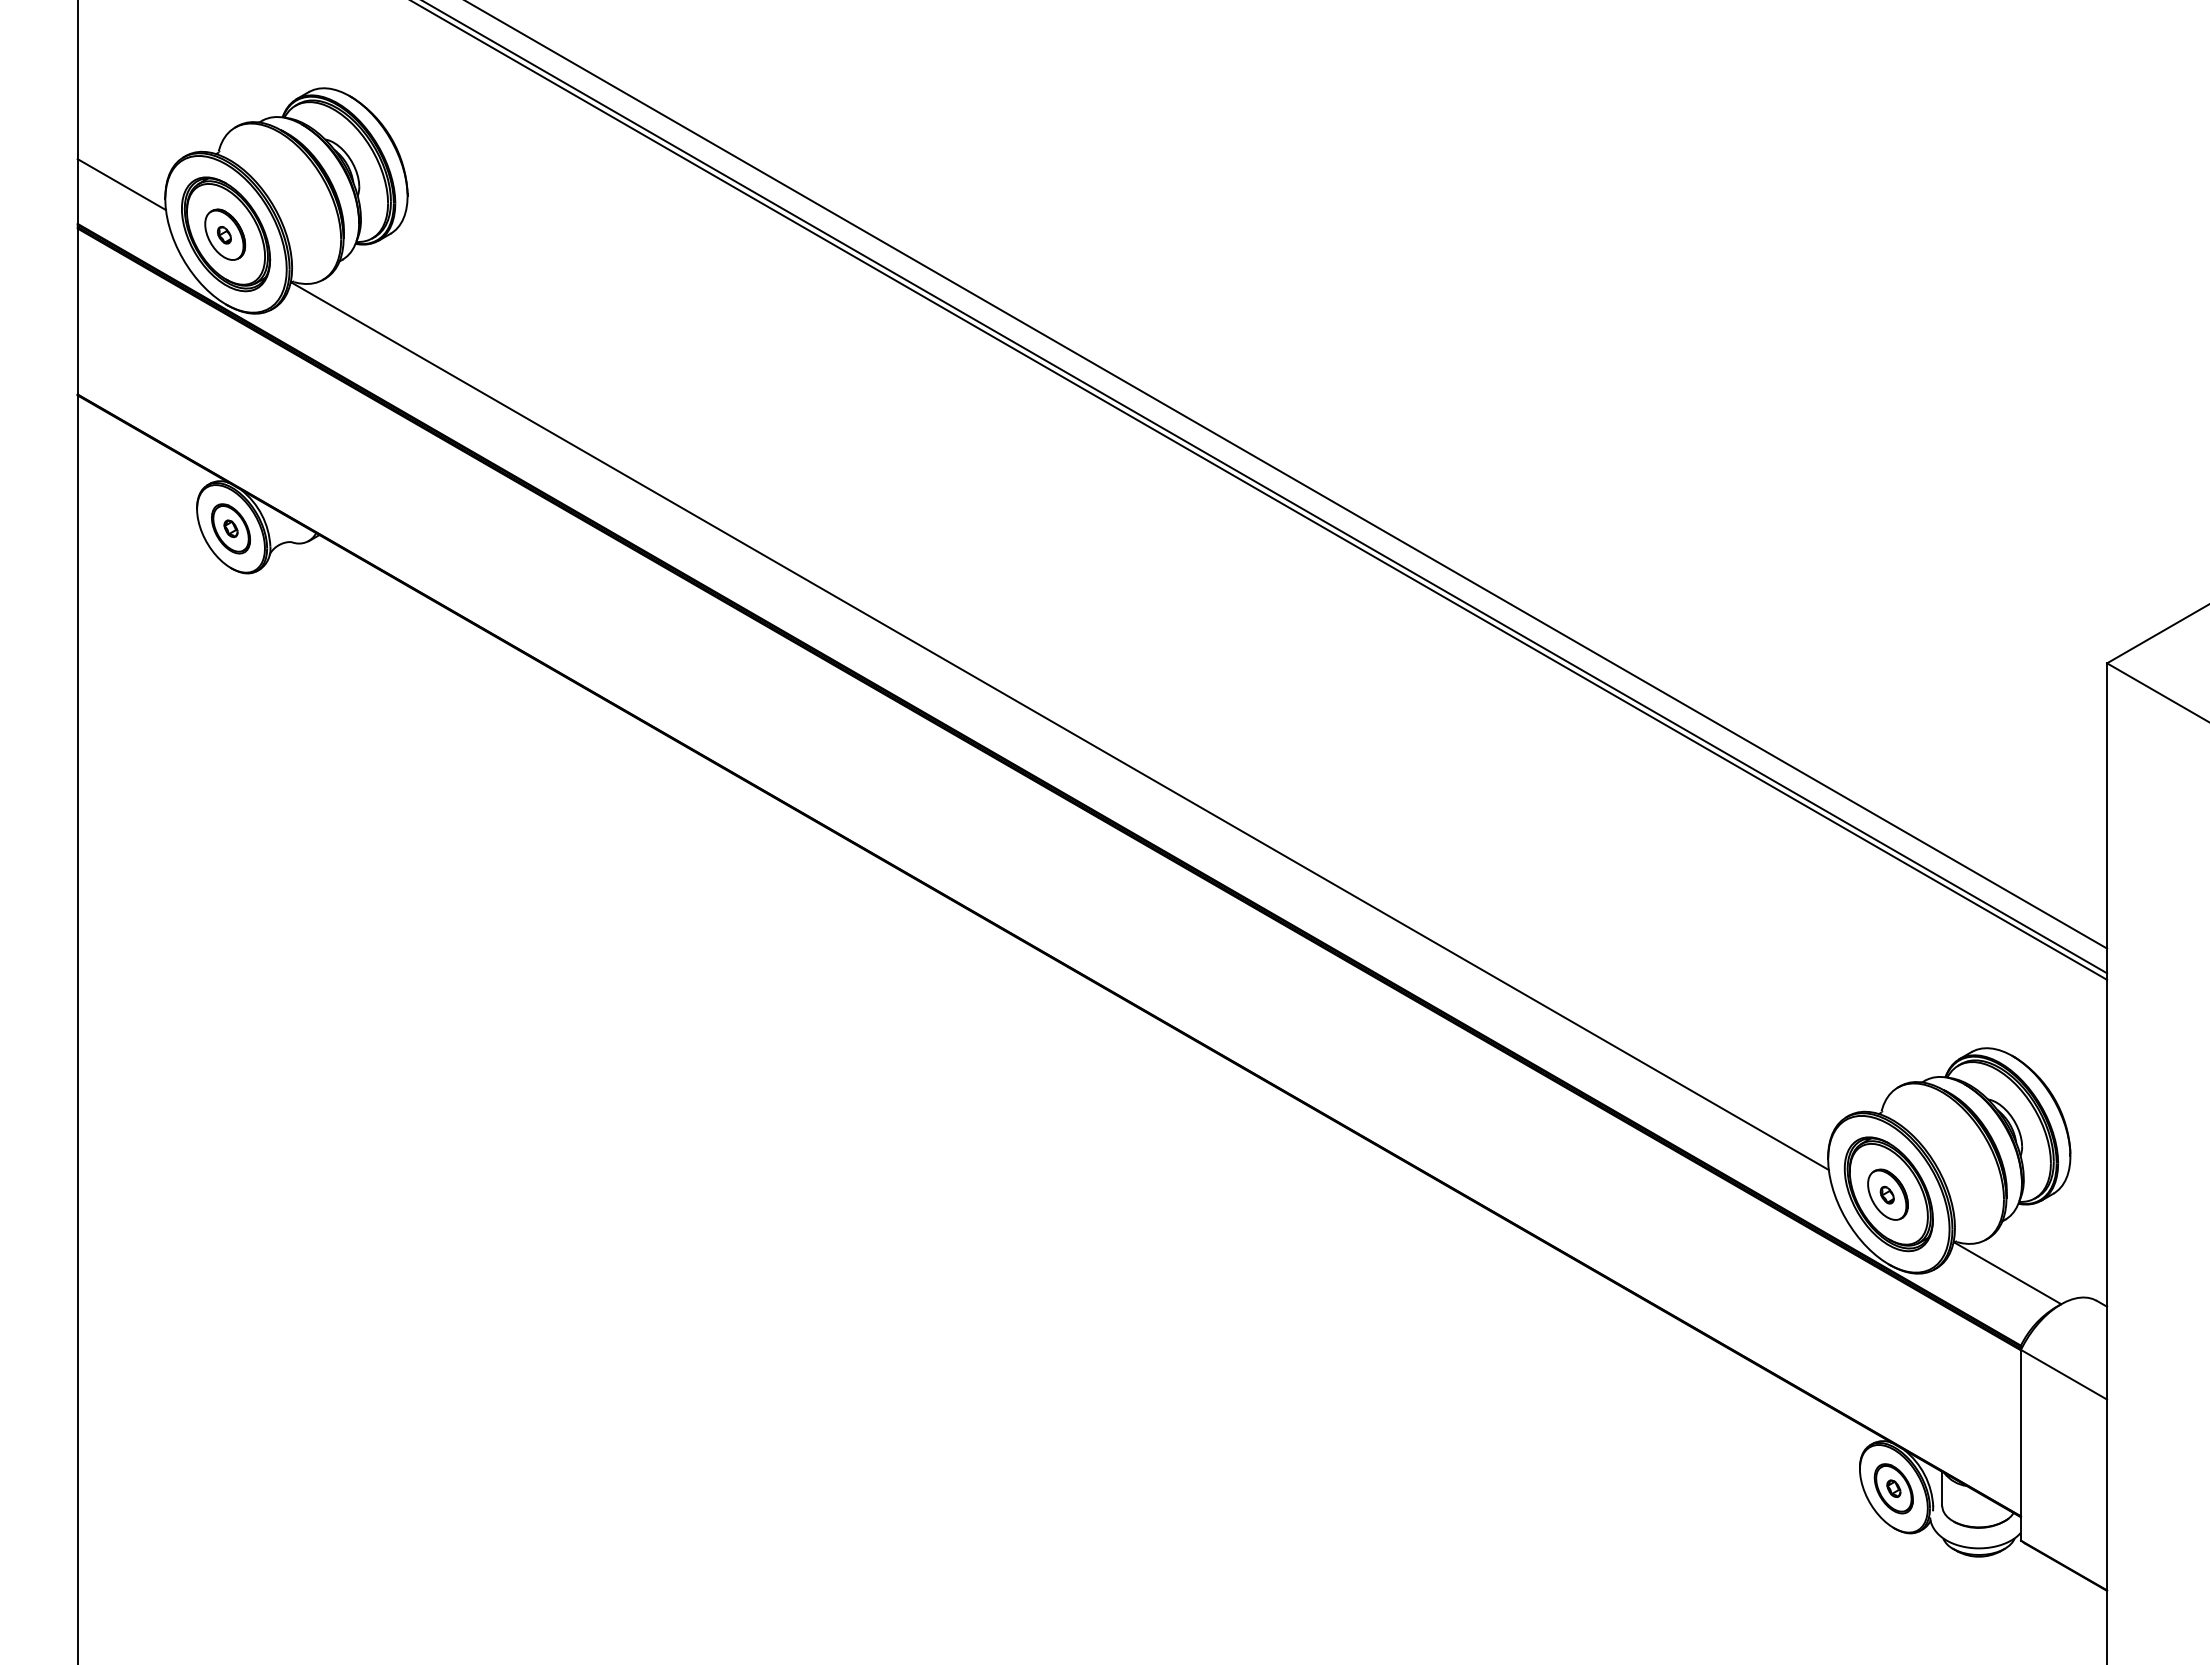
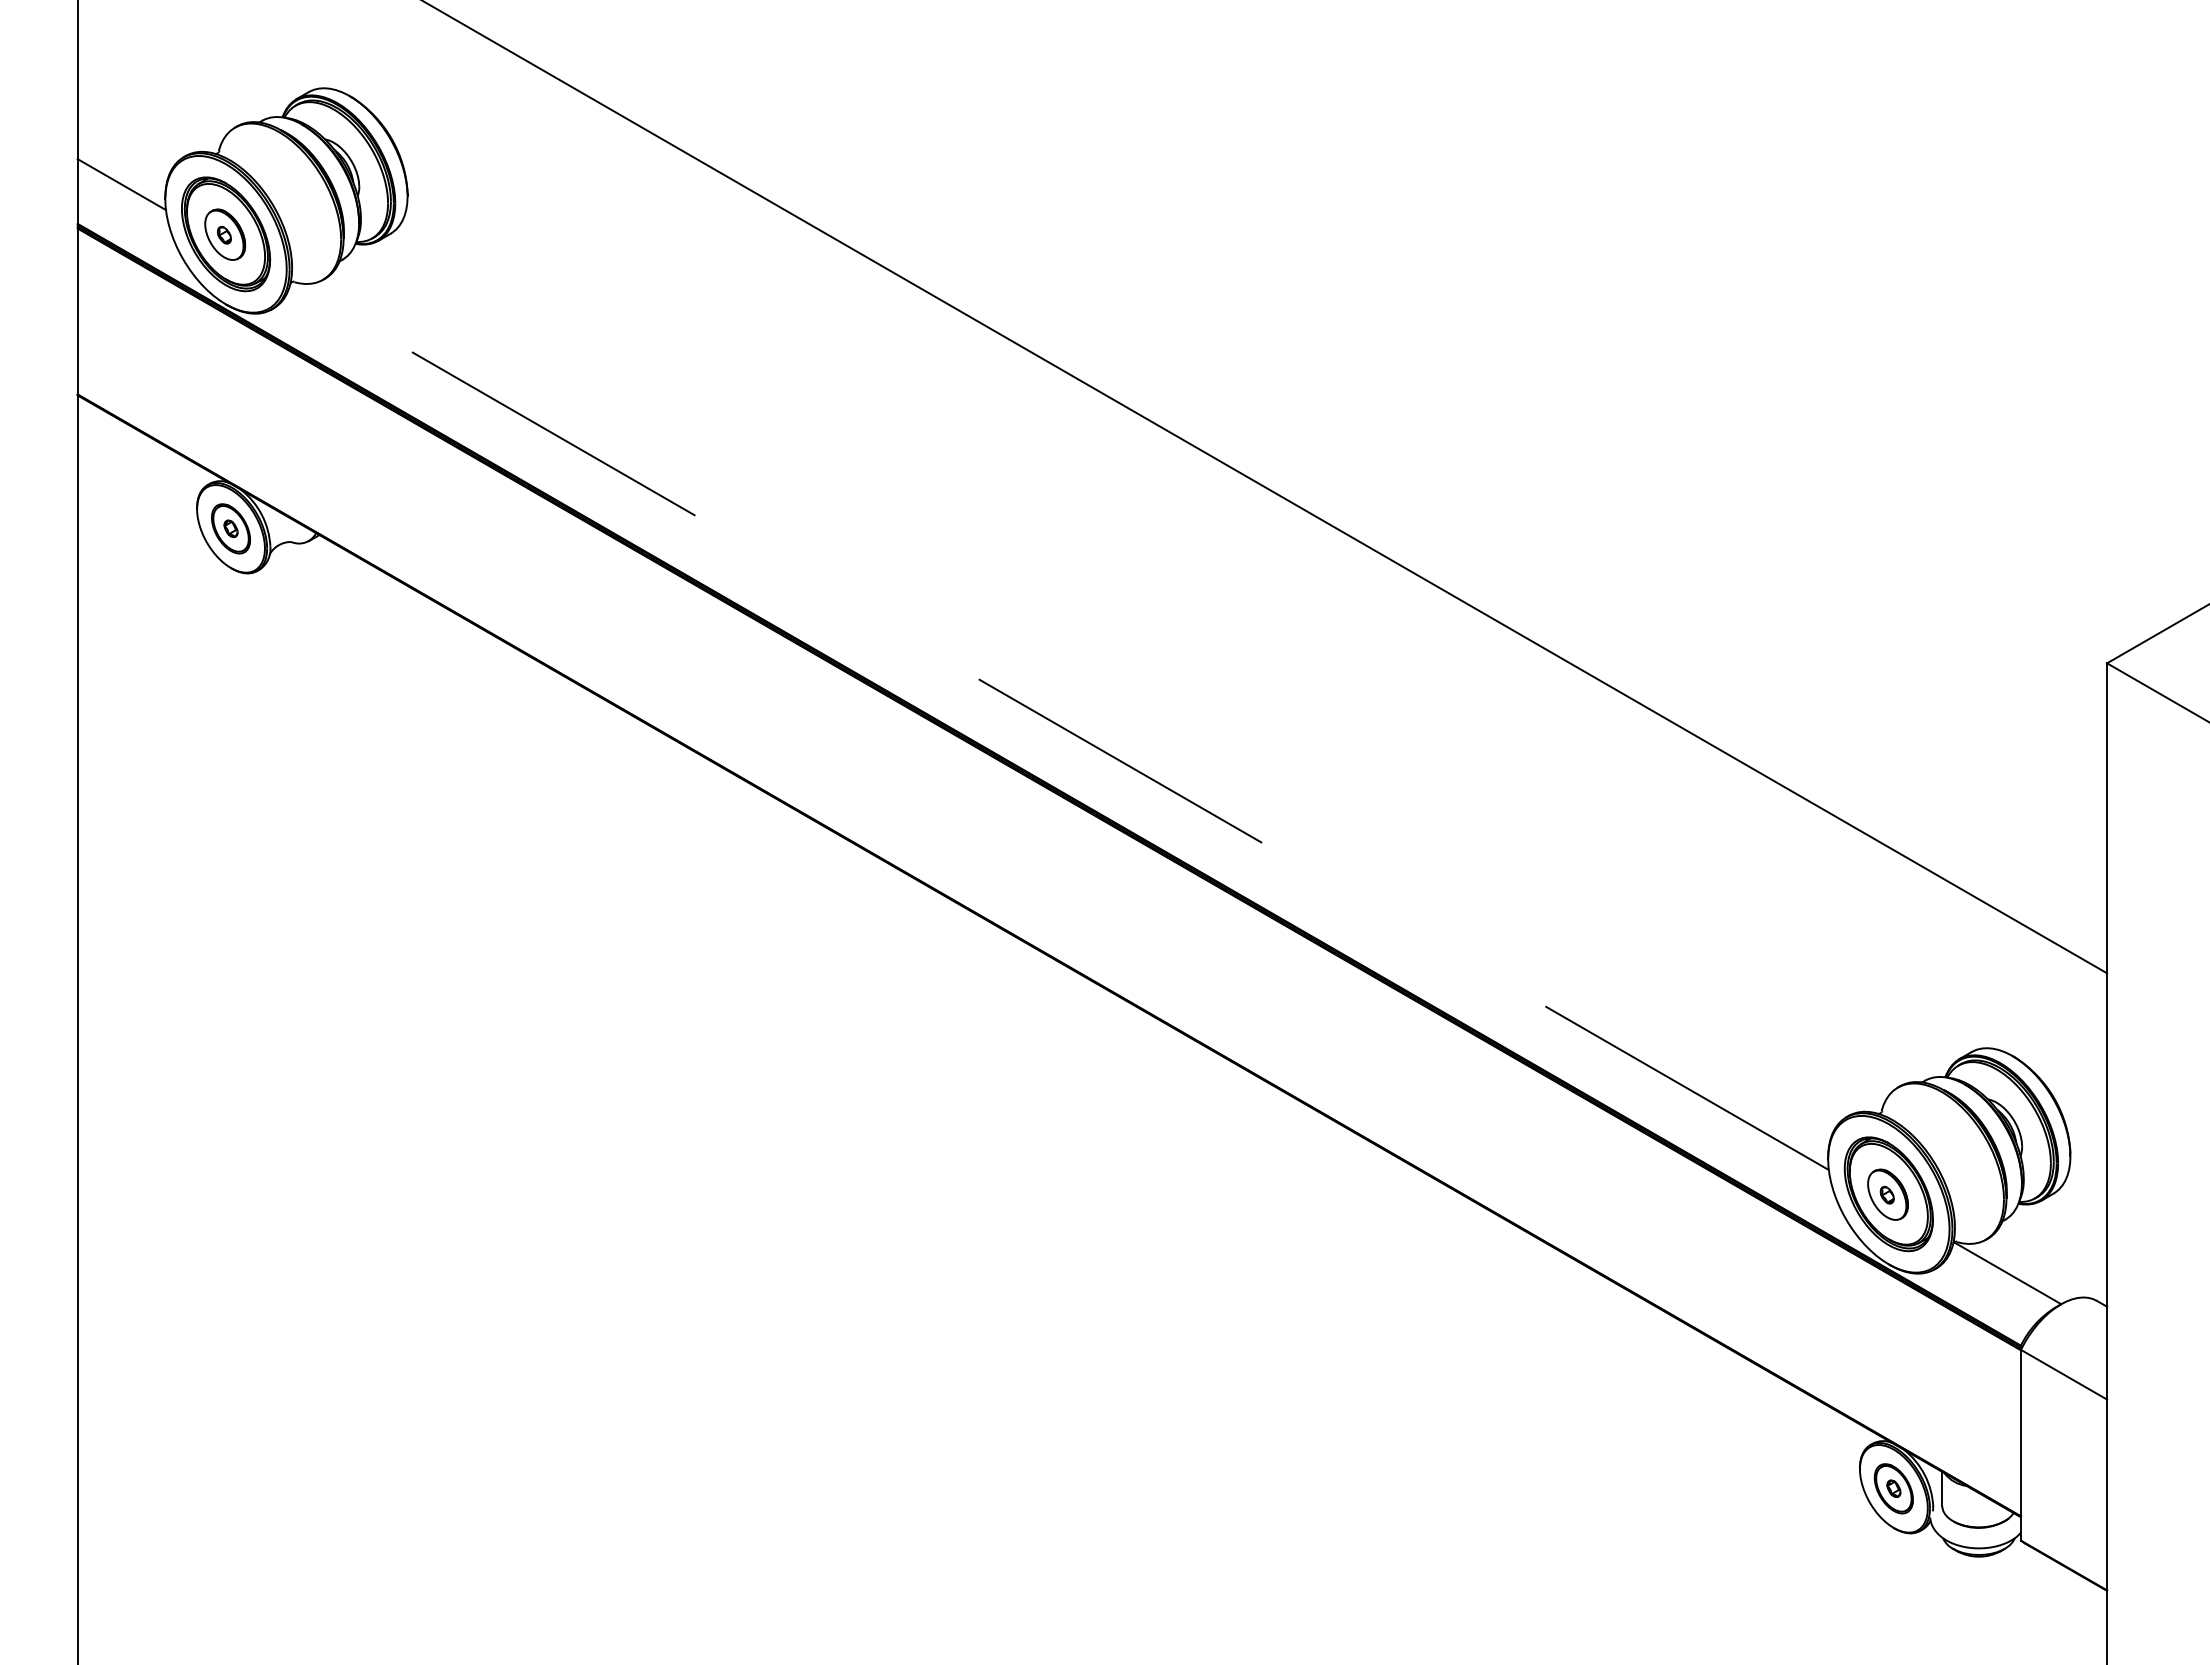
line: present -> none (1287, 475)
line: present -> none (1260, 490)
line: solid -> dashed (1060, 726)
